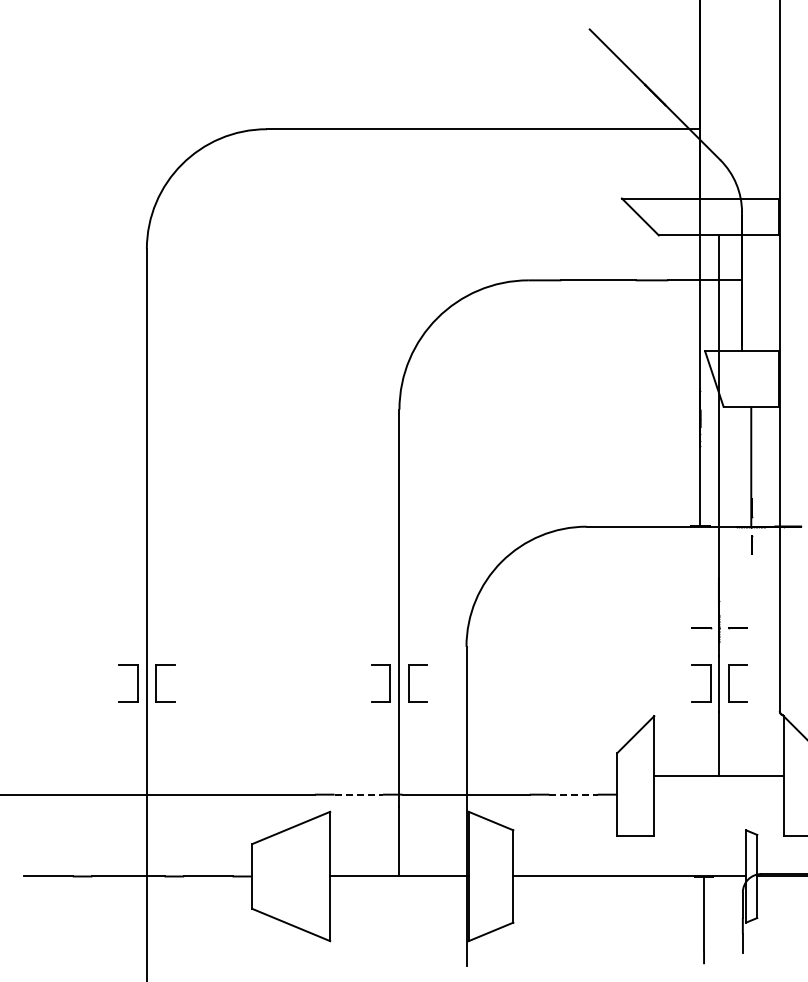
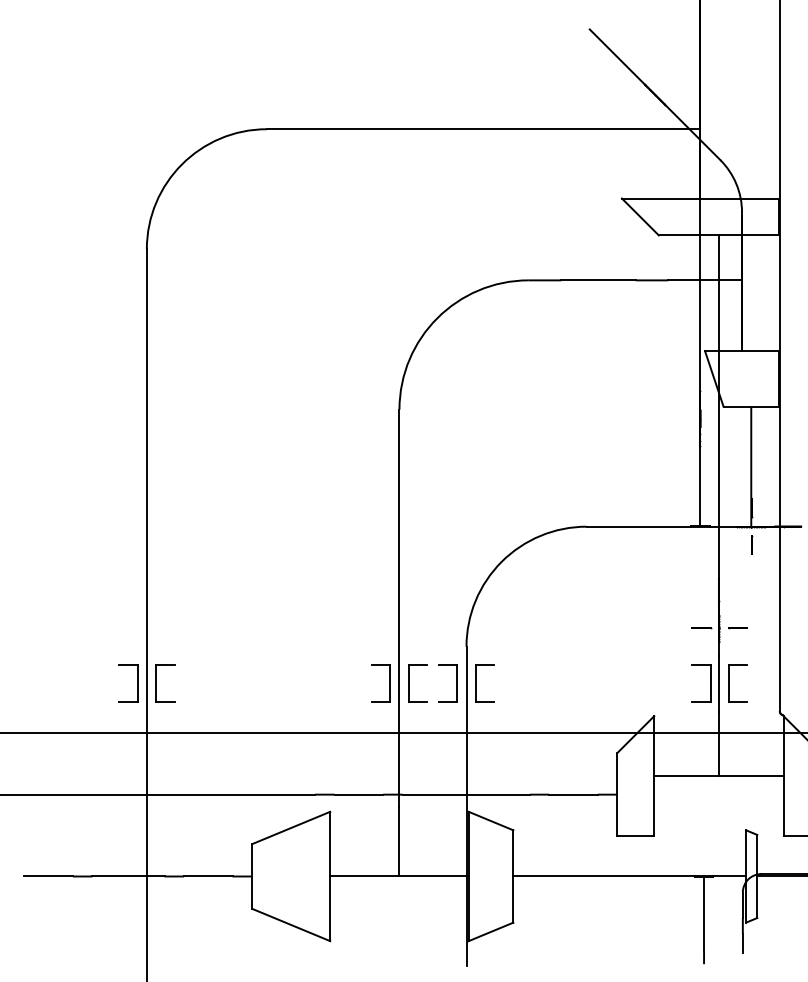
part: none -> present (457, 683)
line: none -> present (403, 733)
line: dashed -> solid (359, 794)
line: dashed -> solid (574, 794)
